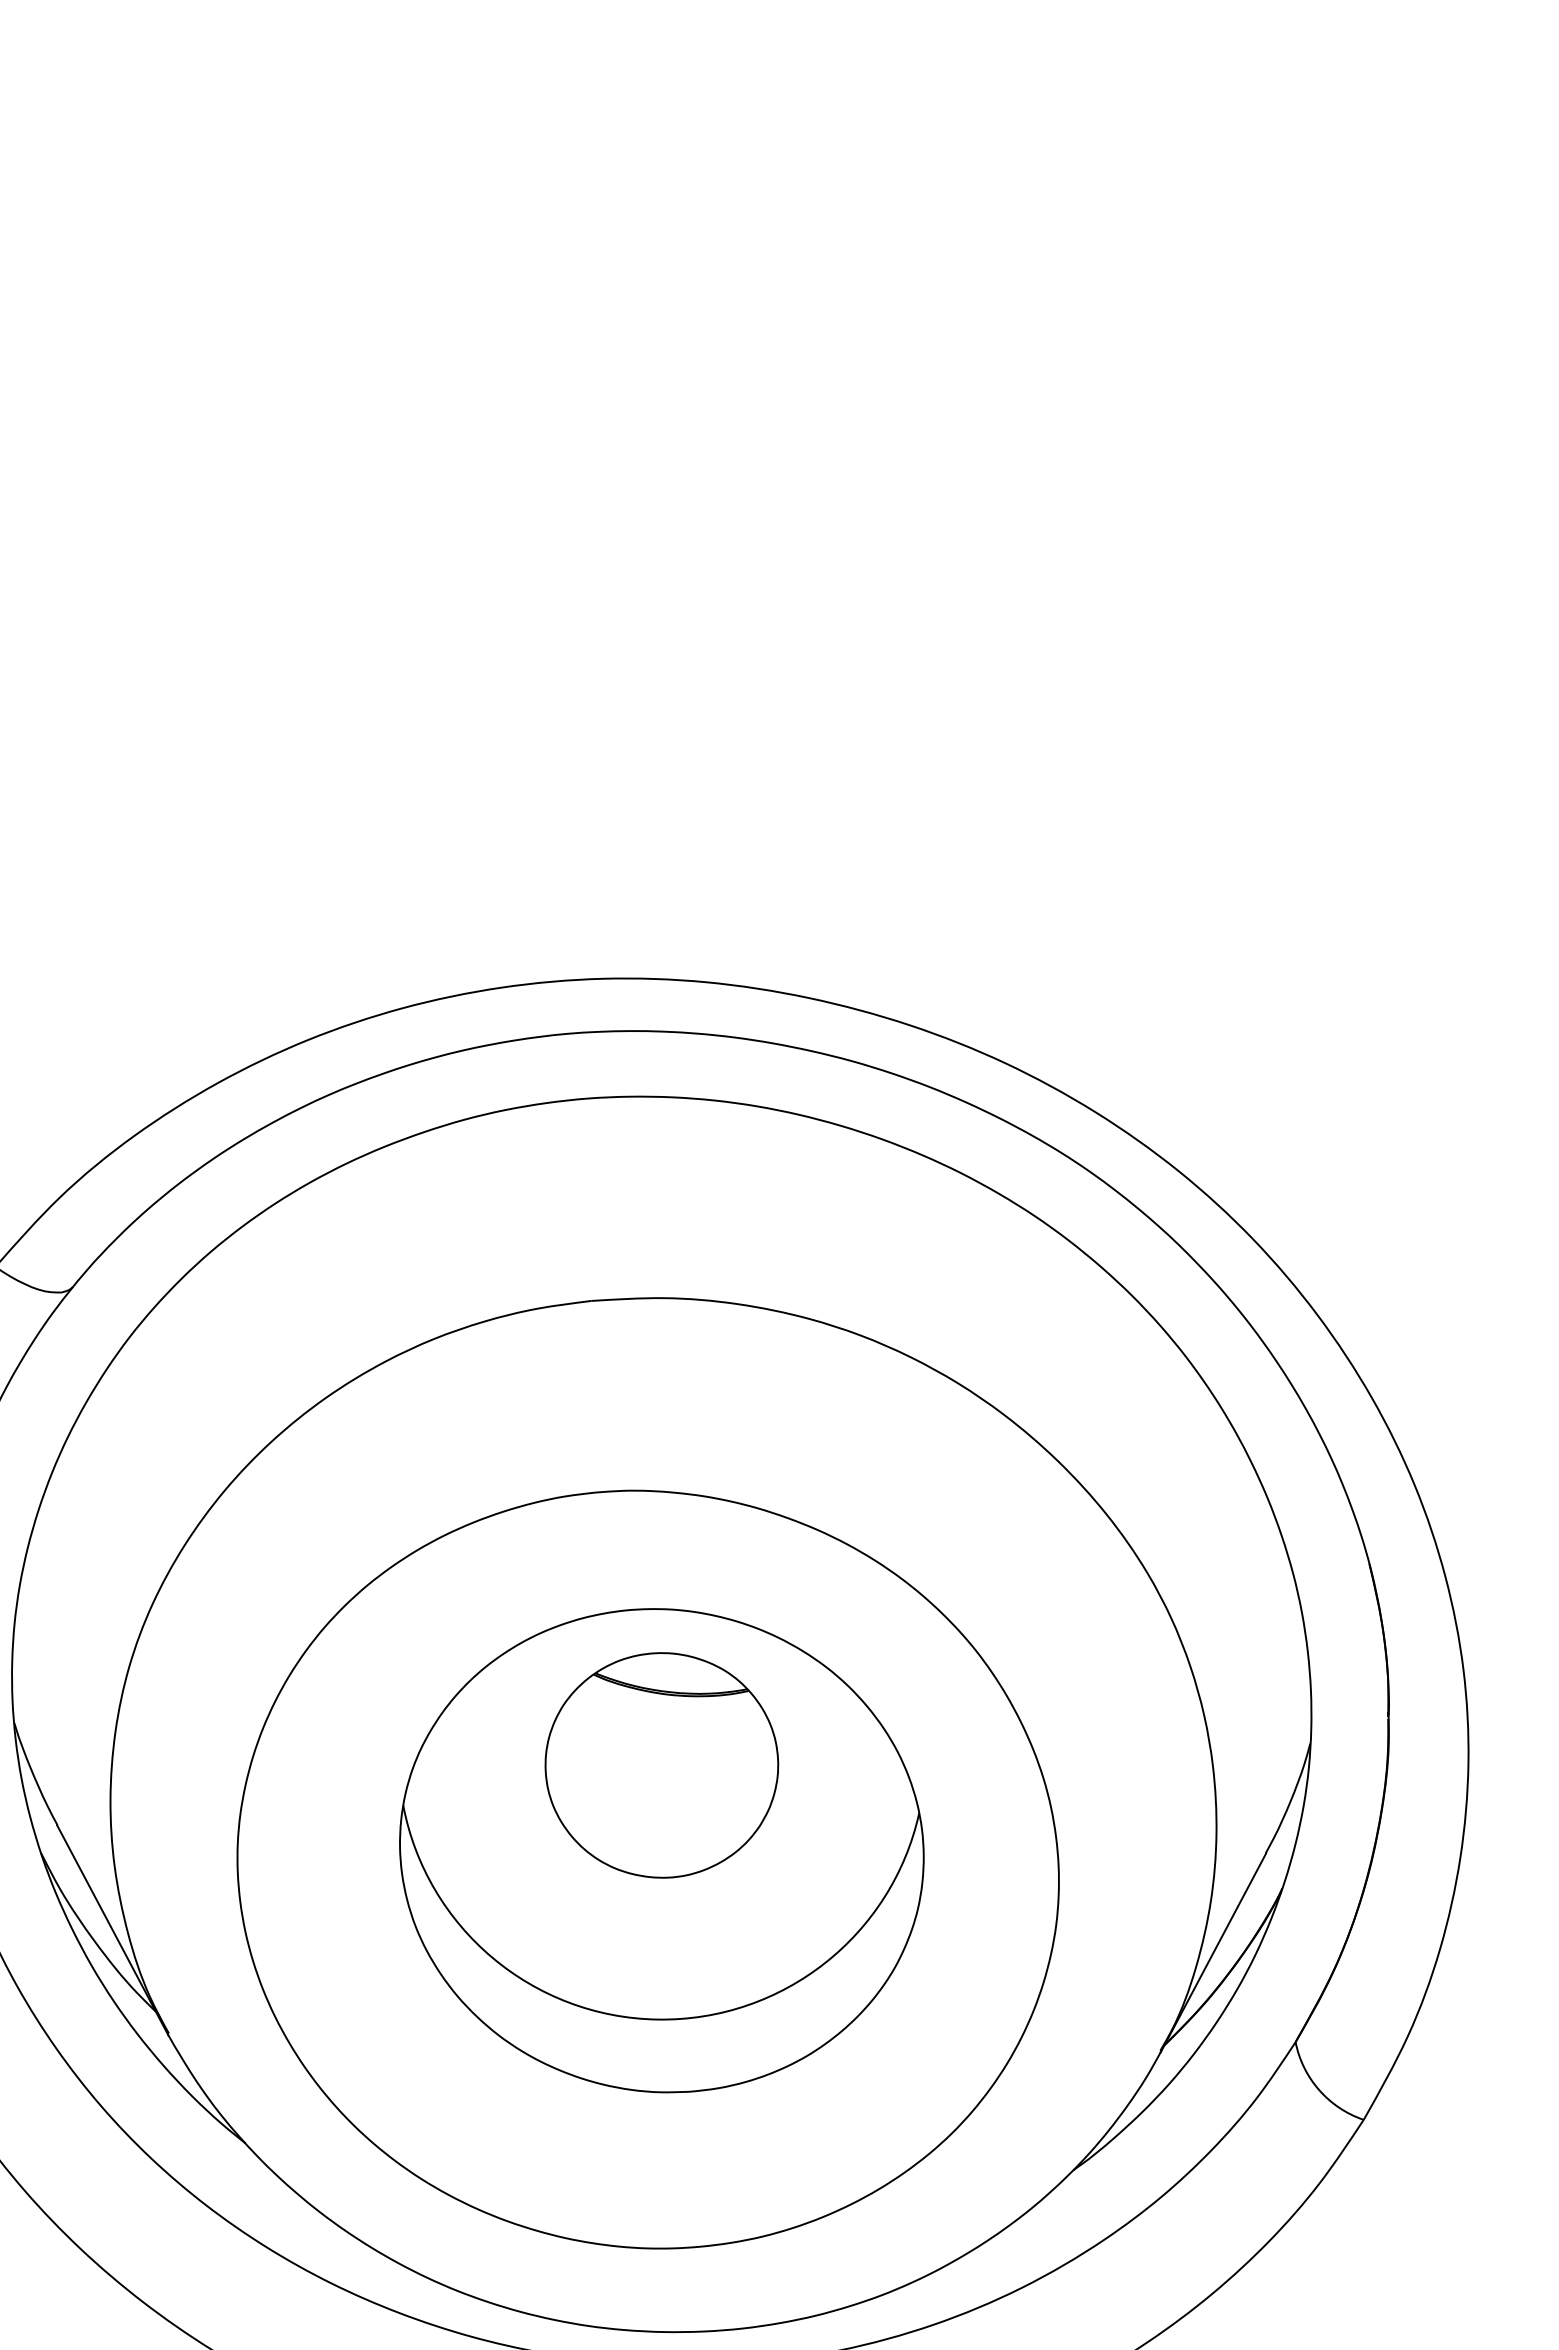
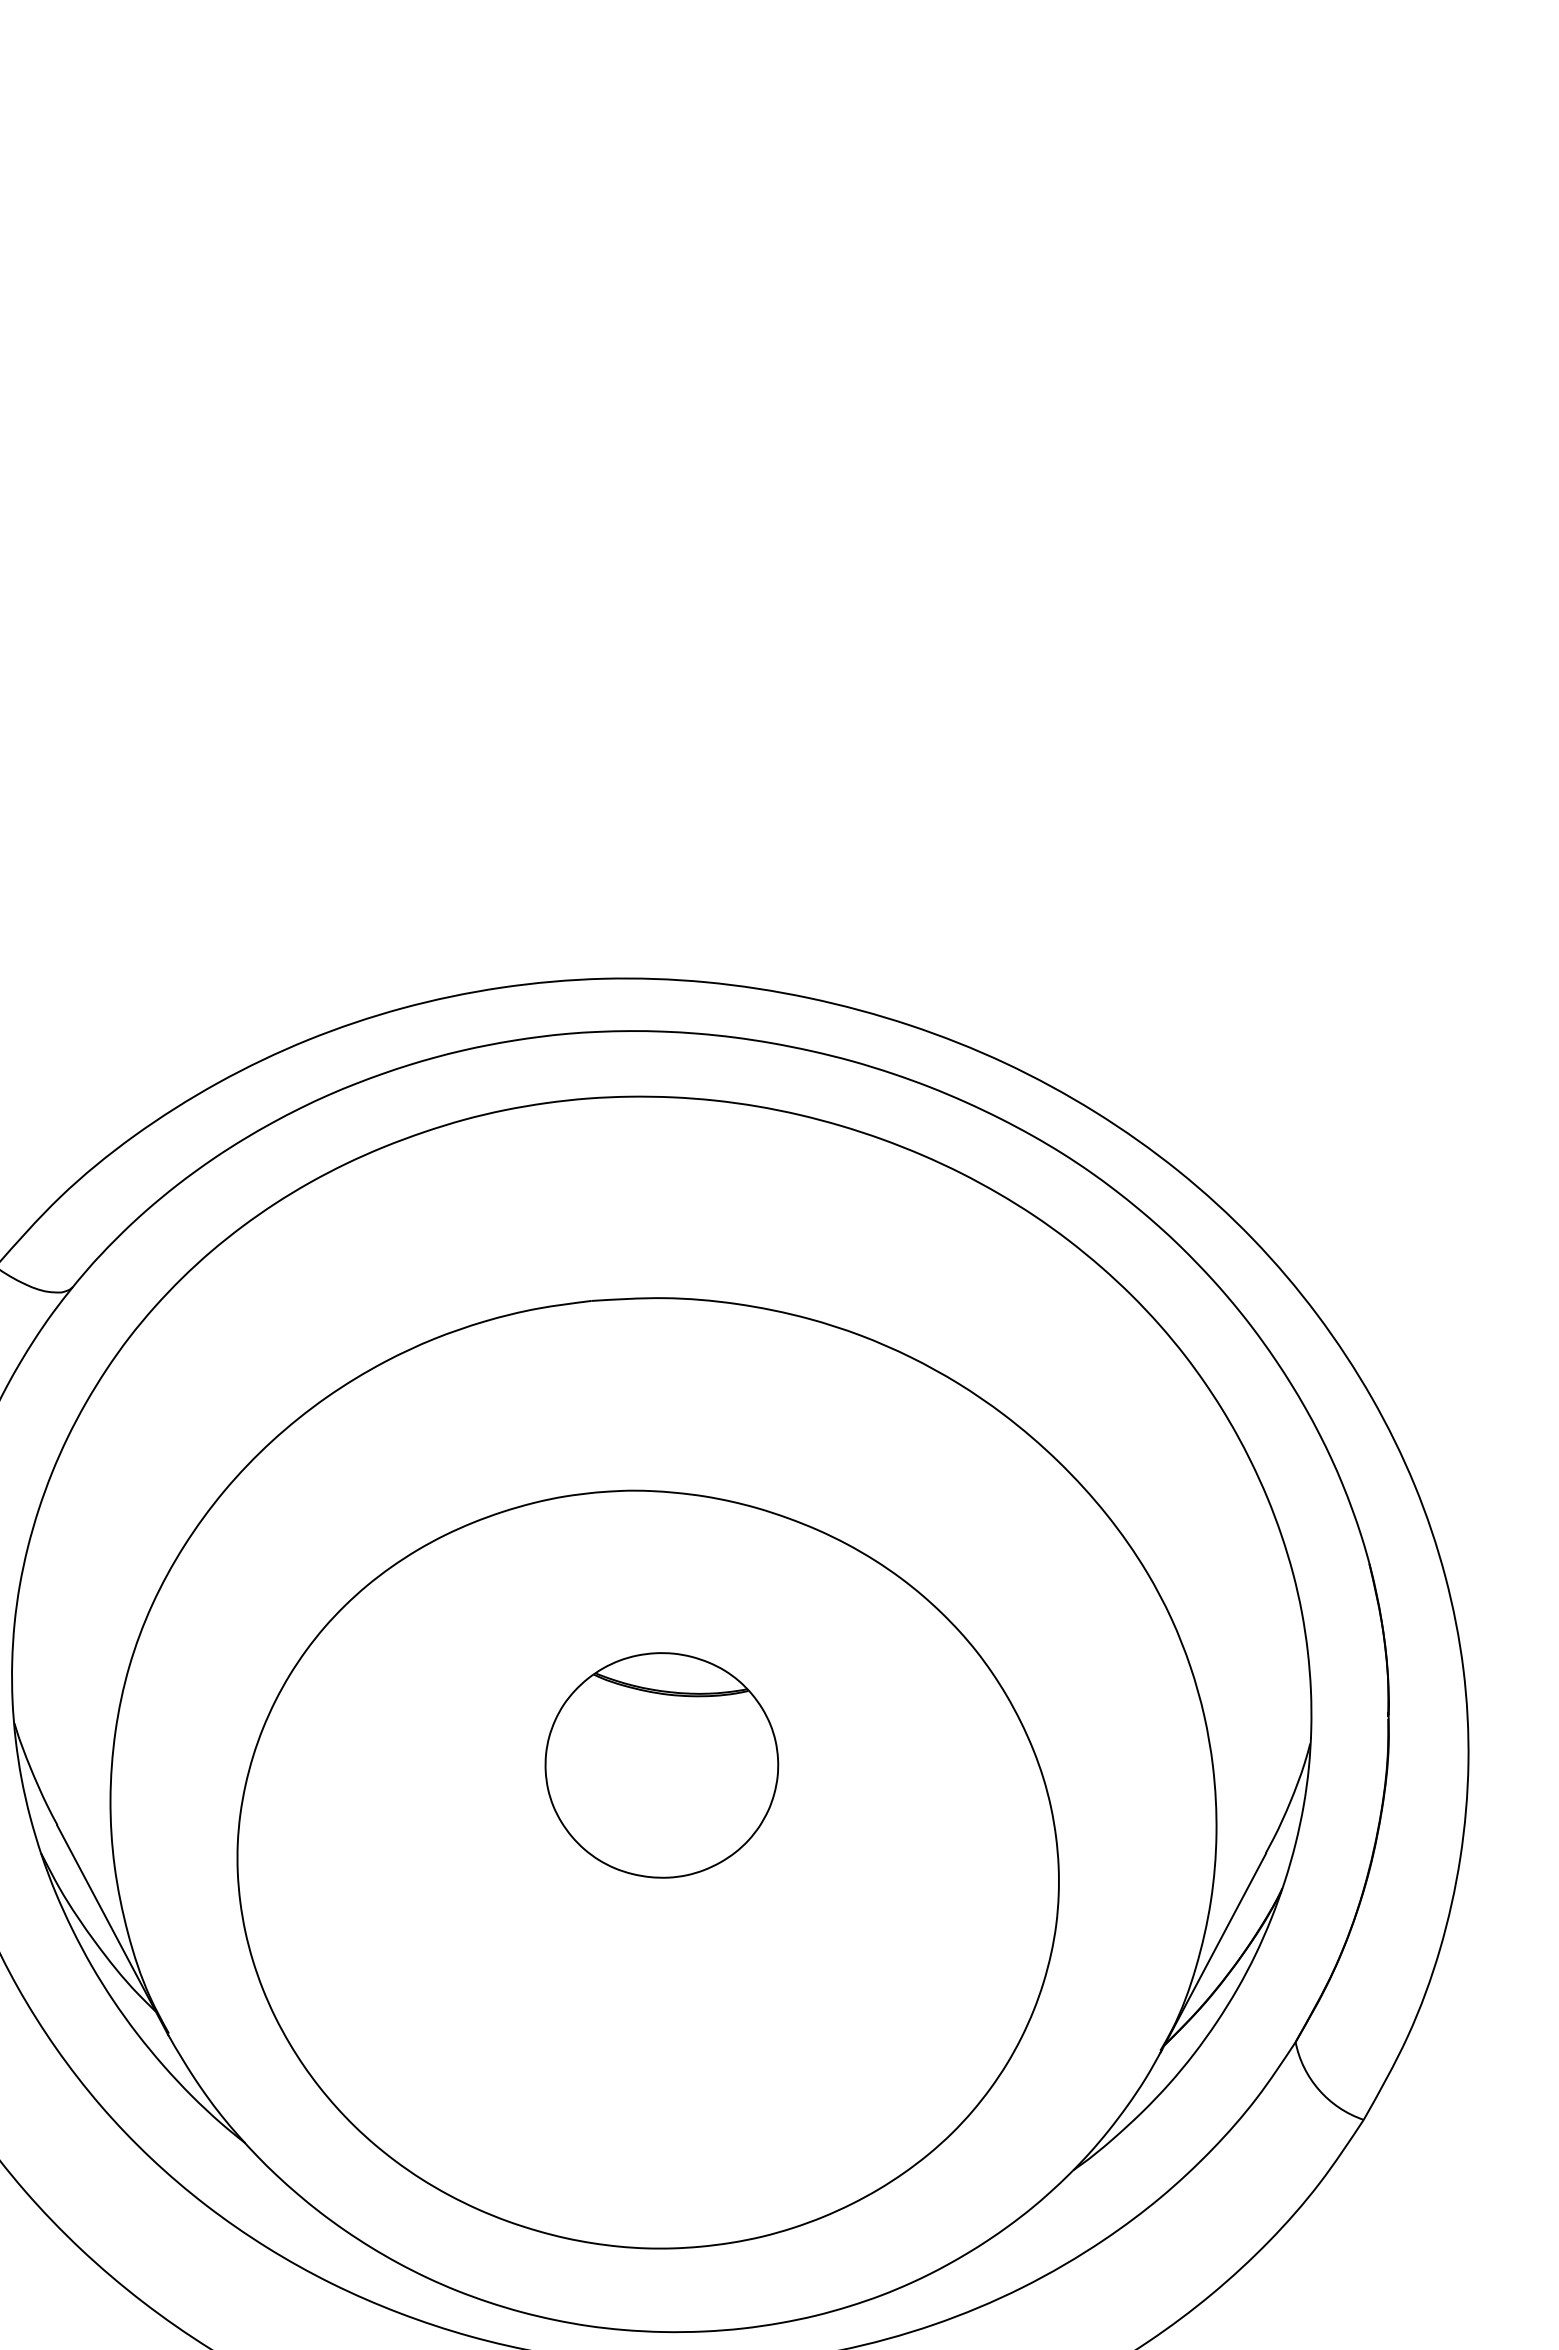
part: present -> none (661, 1850)
